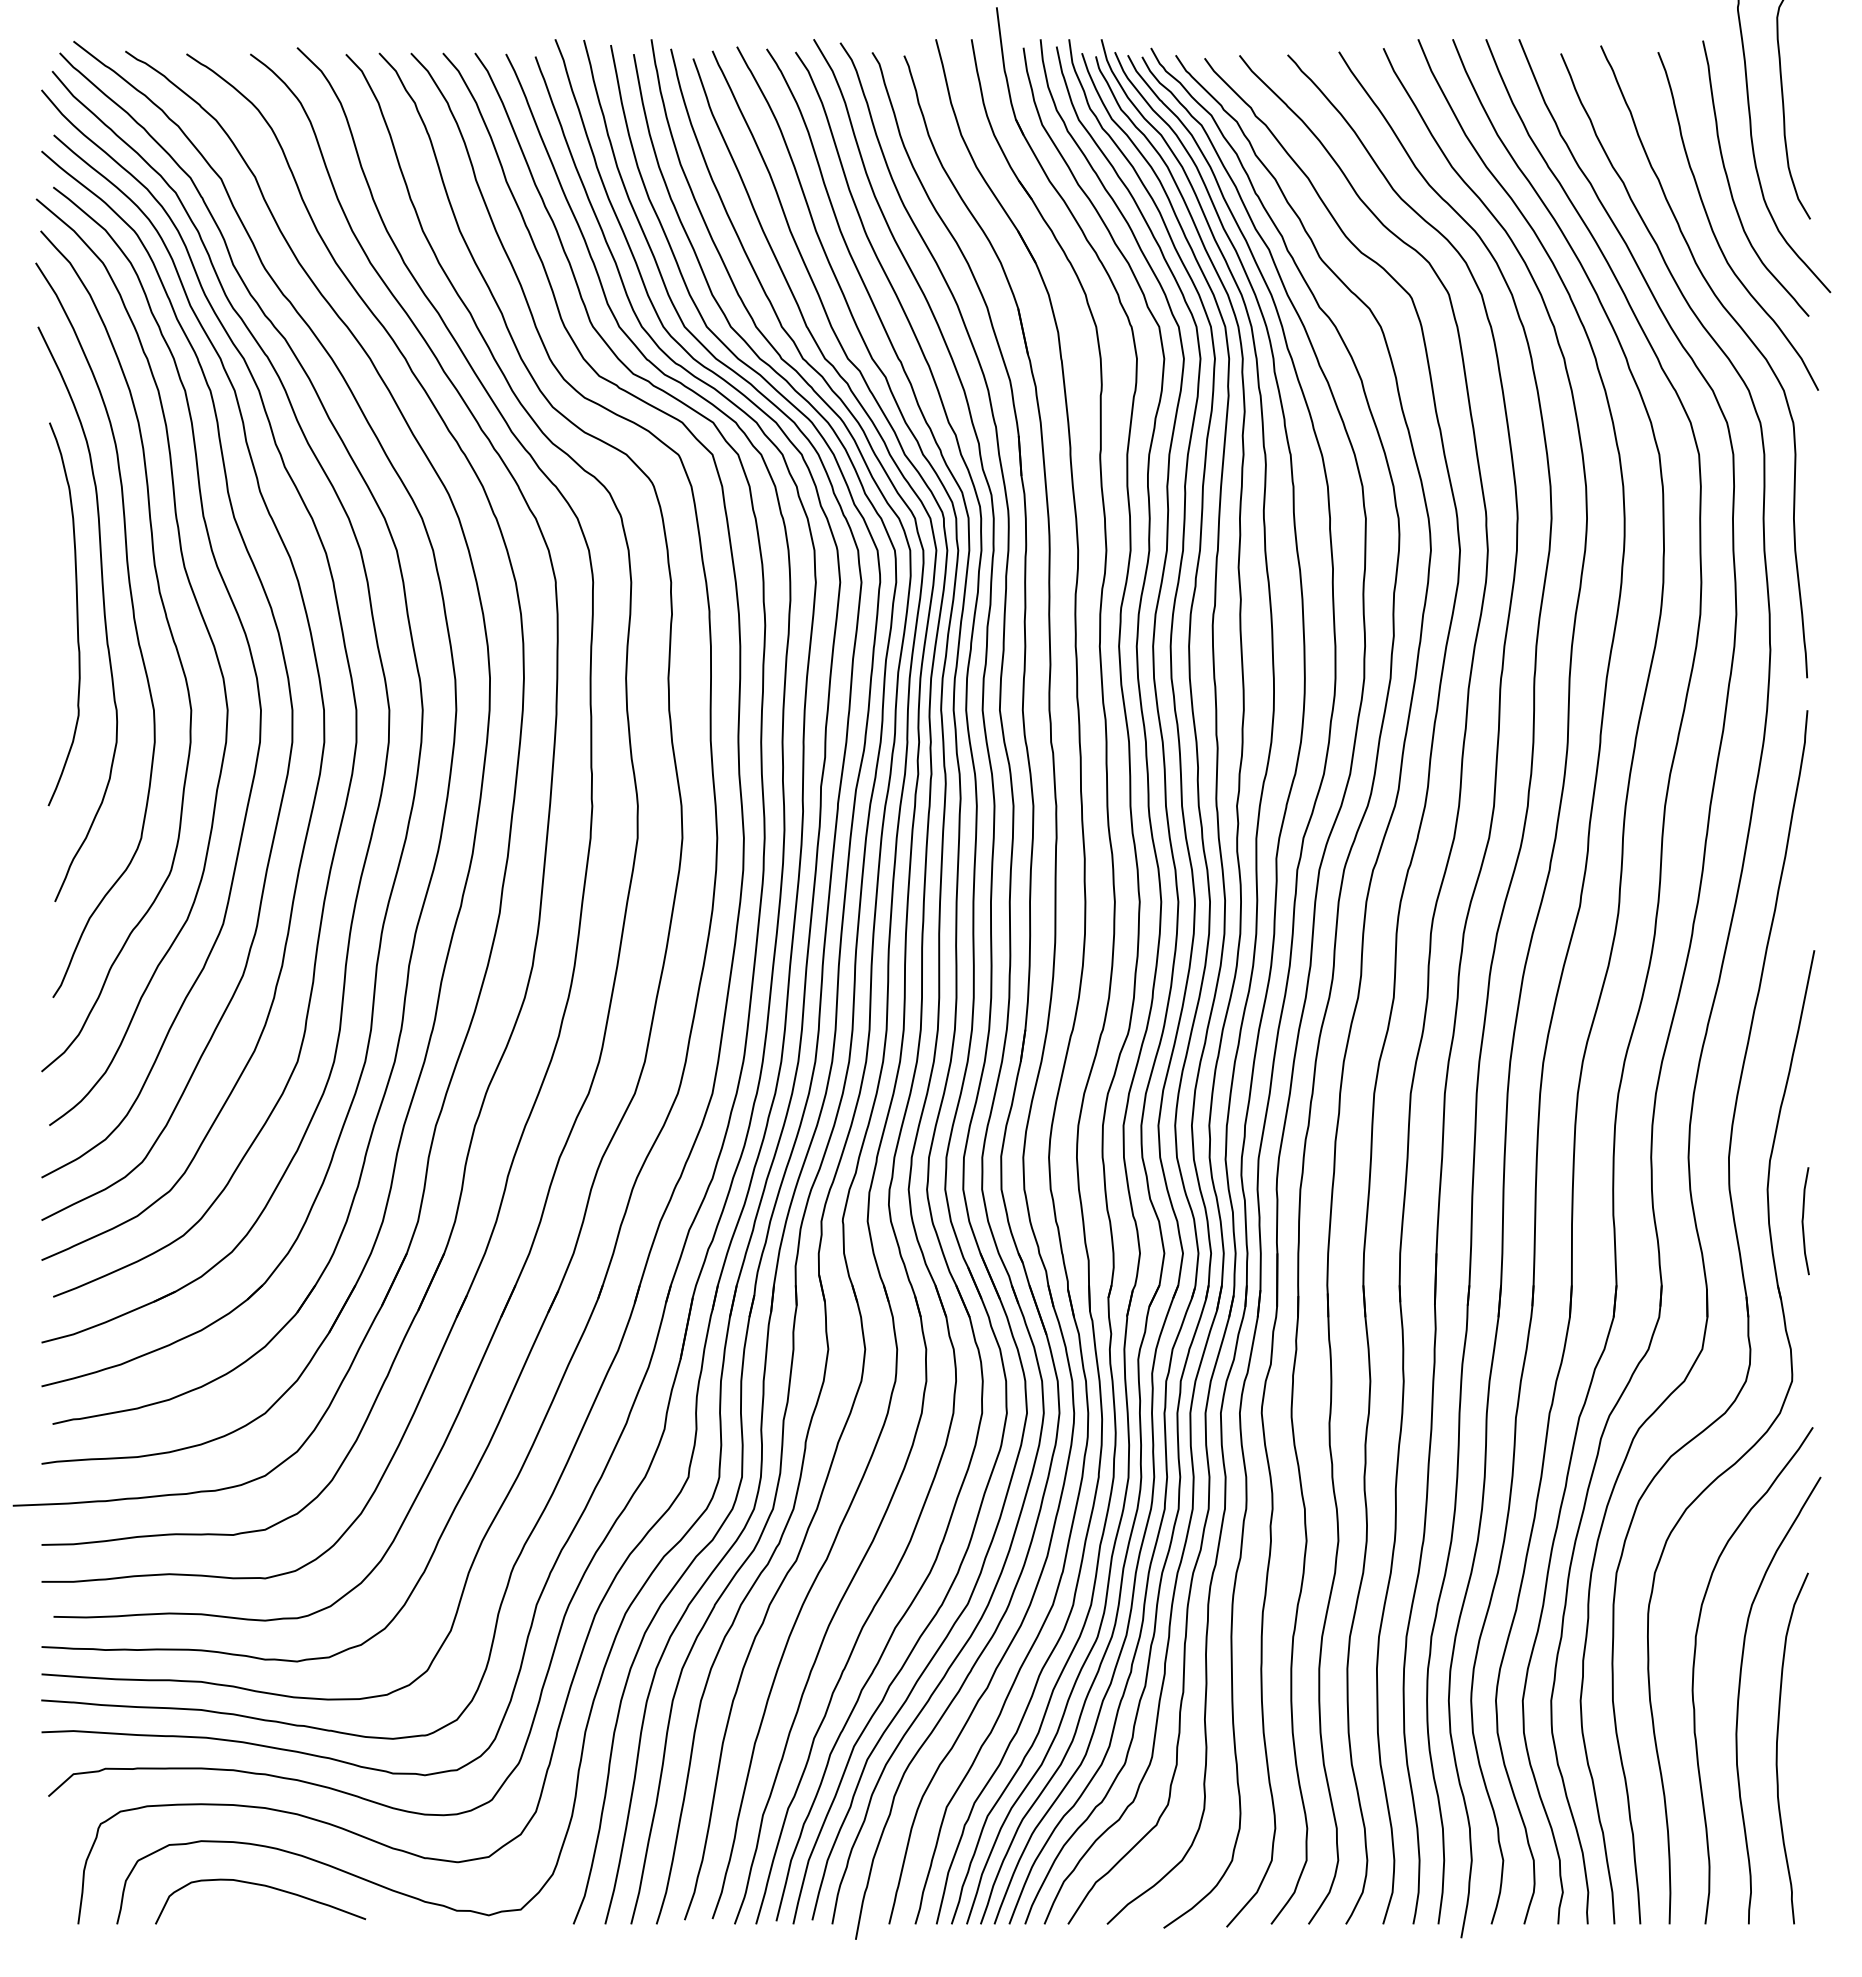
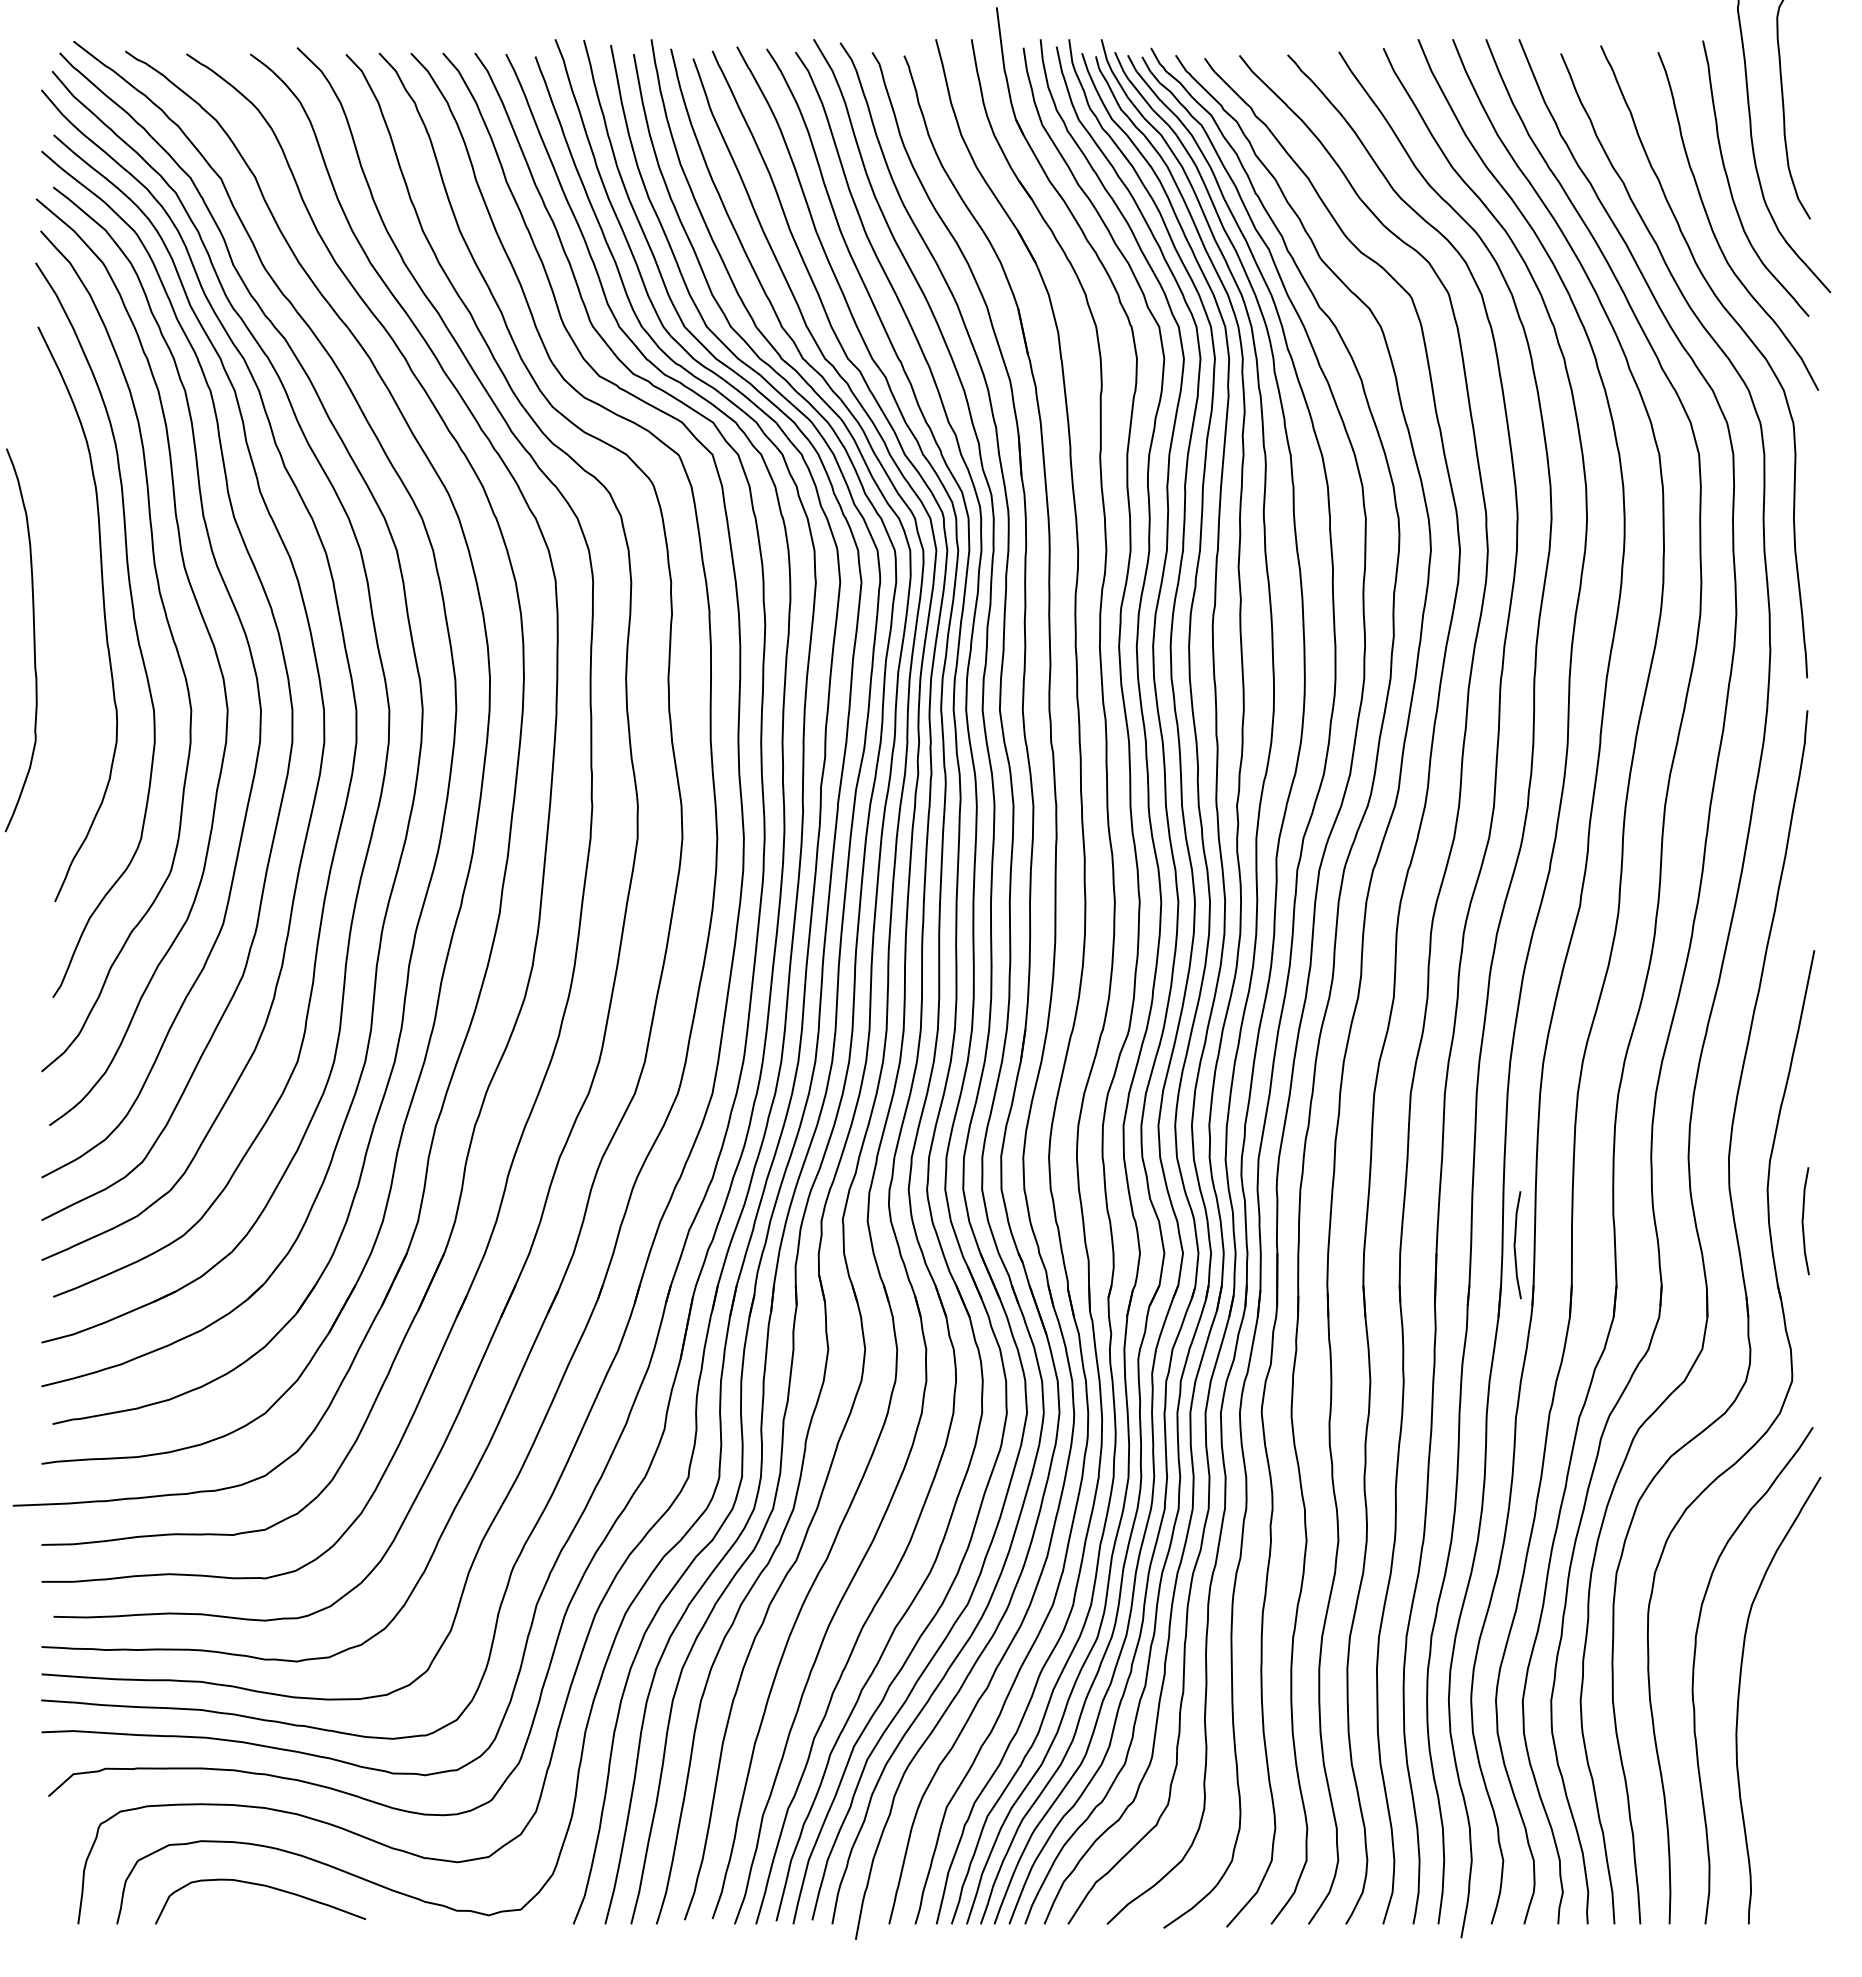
curve position: (76, 614) -> (33, 640) (33, 640)
curve: none -> present (1515, 1245)
curve: present -> none (1777, 1748)
